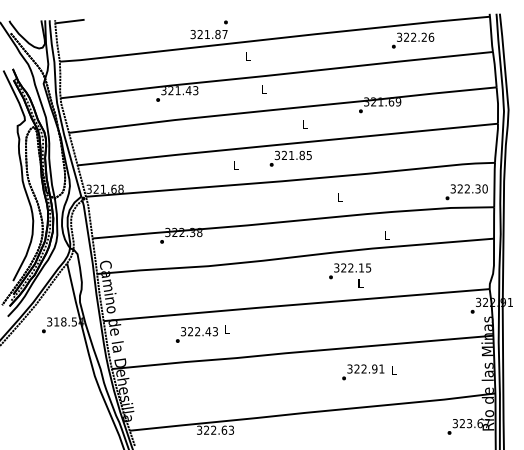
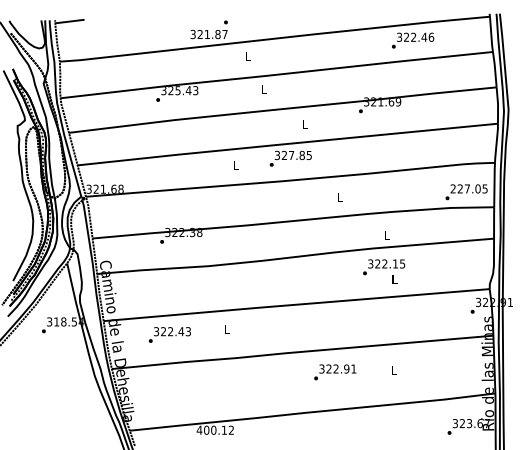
text: 322.26 -> 322.46 (424, 36)
text: 321.43 -> 325.43 (177, 90)
text: 321.85 -> 327.85 (291, 155)
text: 322.30 -> 227.05 (468, 188)
text position: (350, 275) -> (384, 271) (384, 271)
text position: (196, 334) -> (169, 334) (169, 334)
text position: (363, 372) -> (335, 372) (335, 372)
text: 322.63 -> 400.12 (215, 429)
